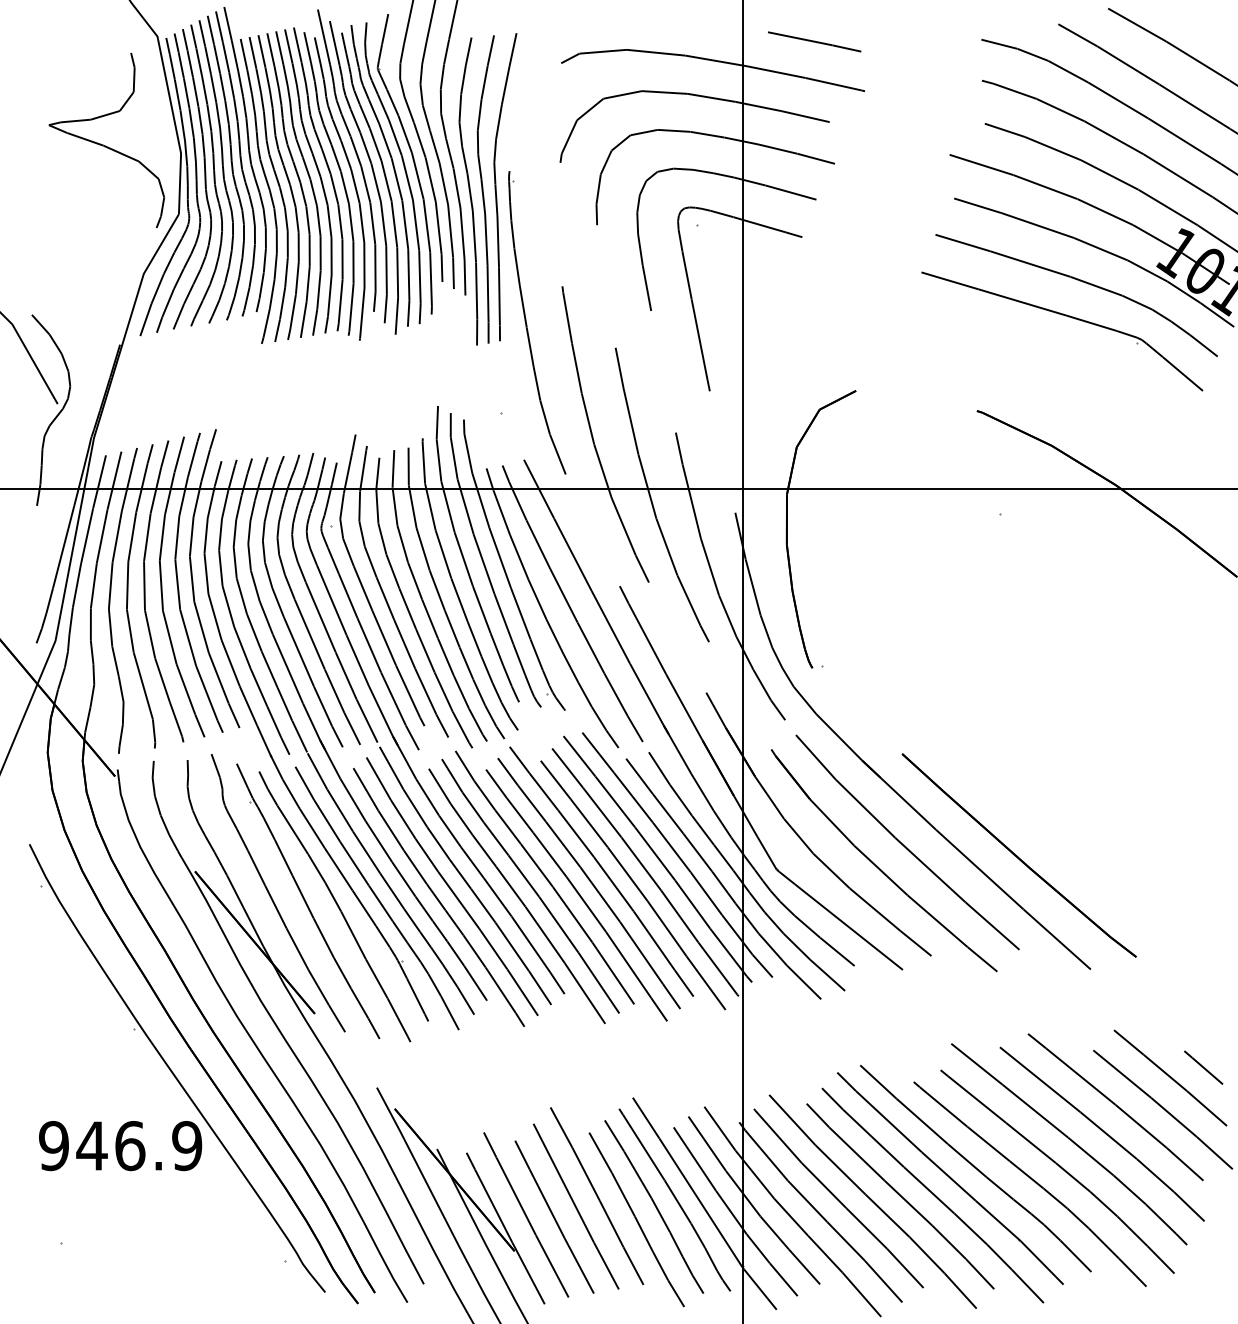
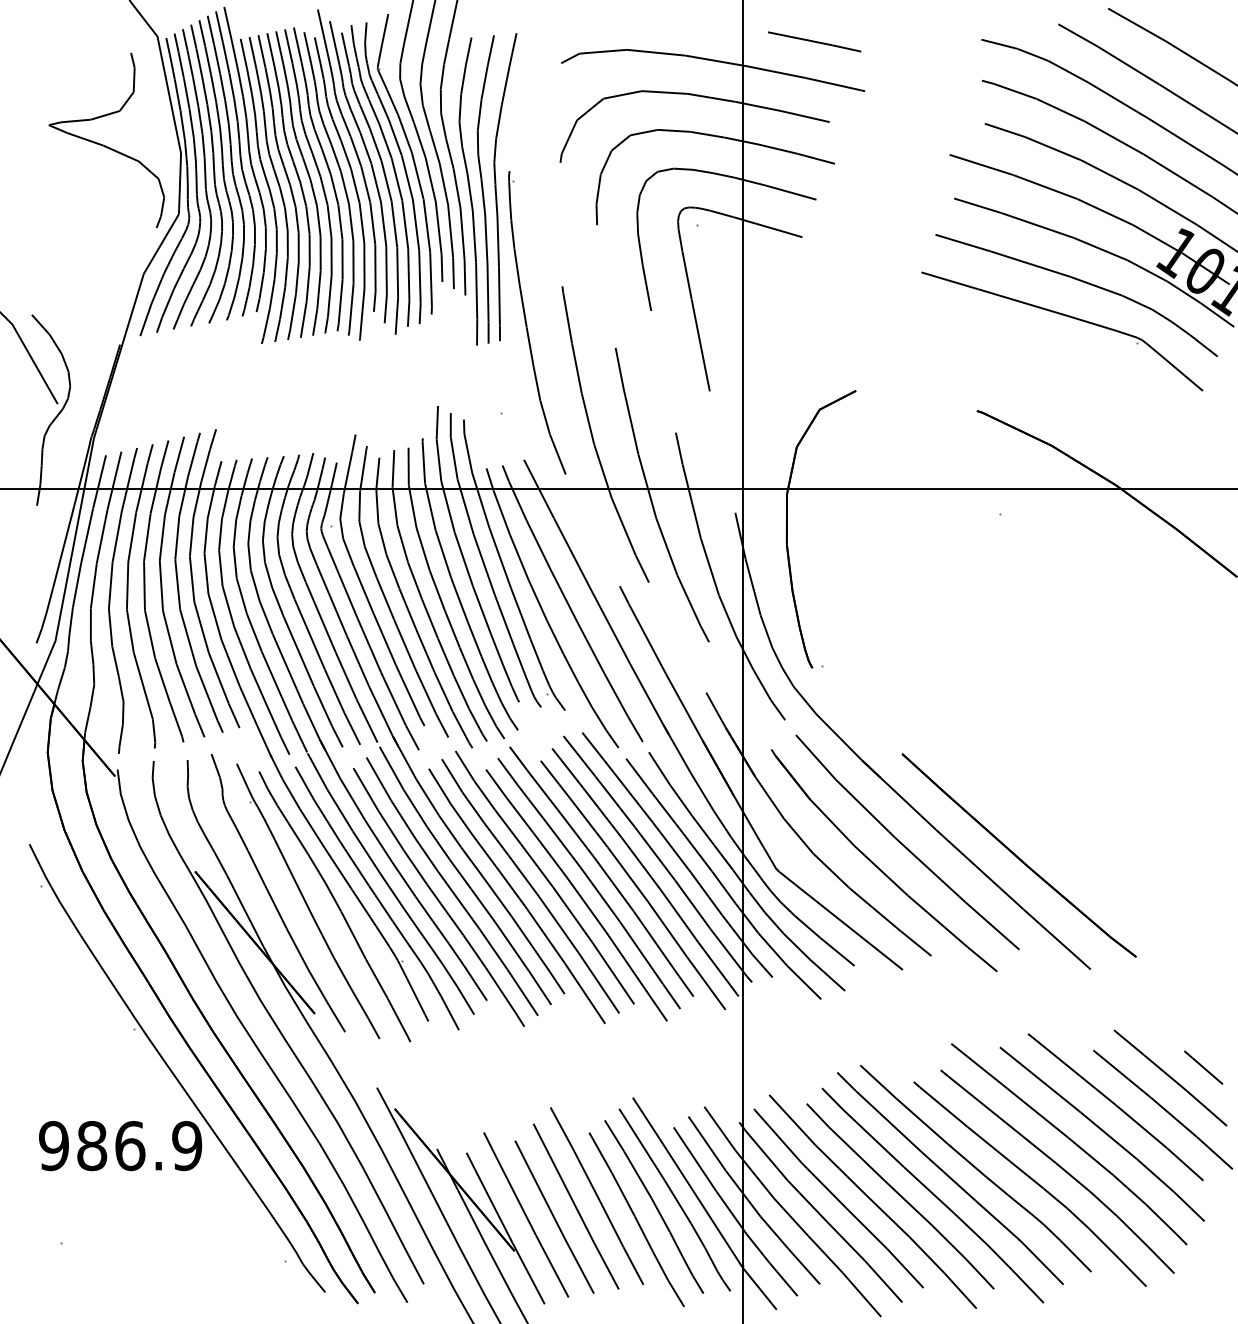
text: 946.9 -> 986.9 (91, 1146)
